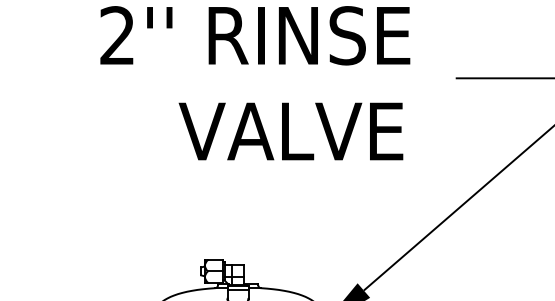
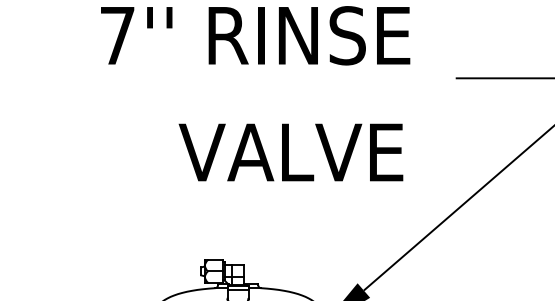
text: 2'' -> 7'' (117, 35)
text position: (290, 131) -> (290, 152) (290, 152)
